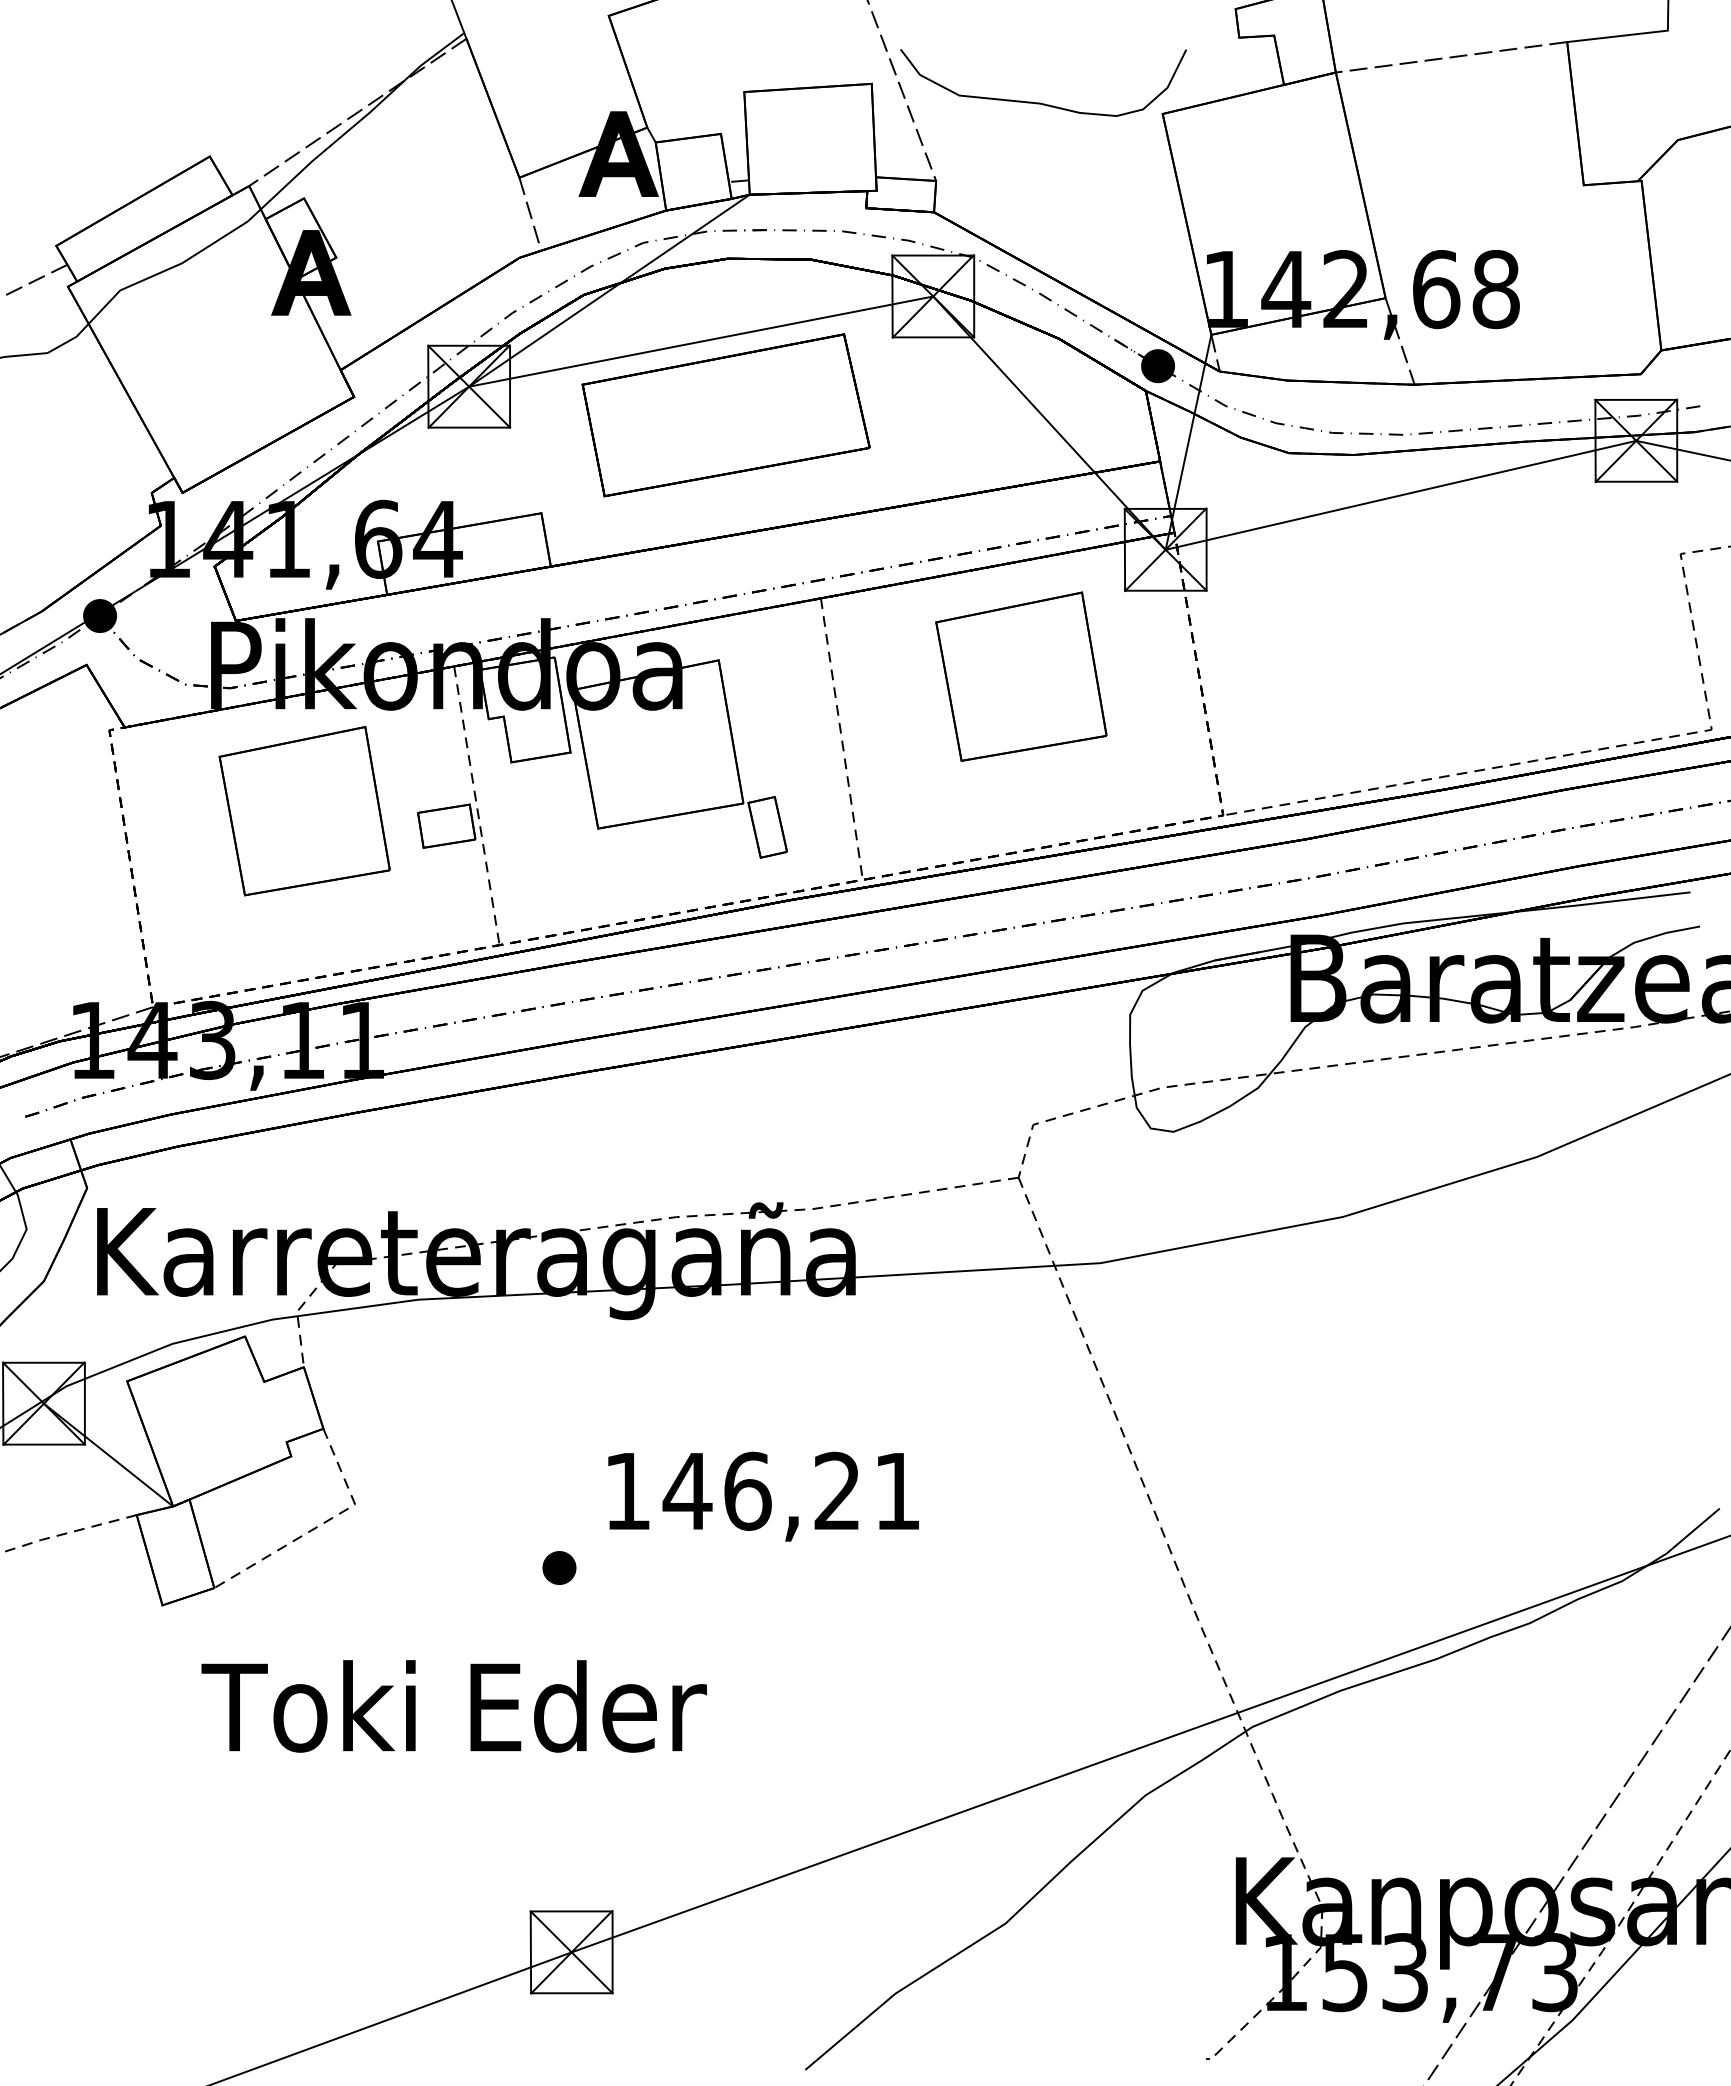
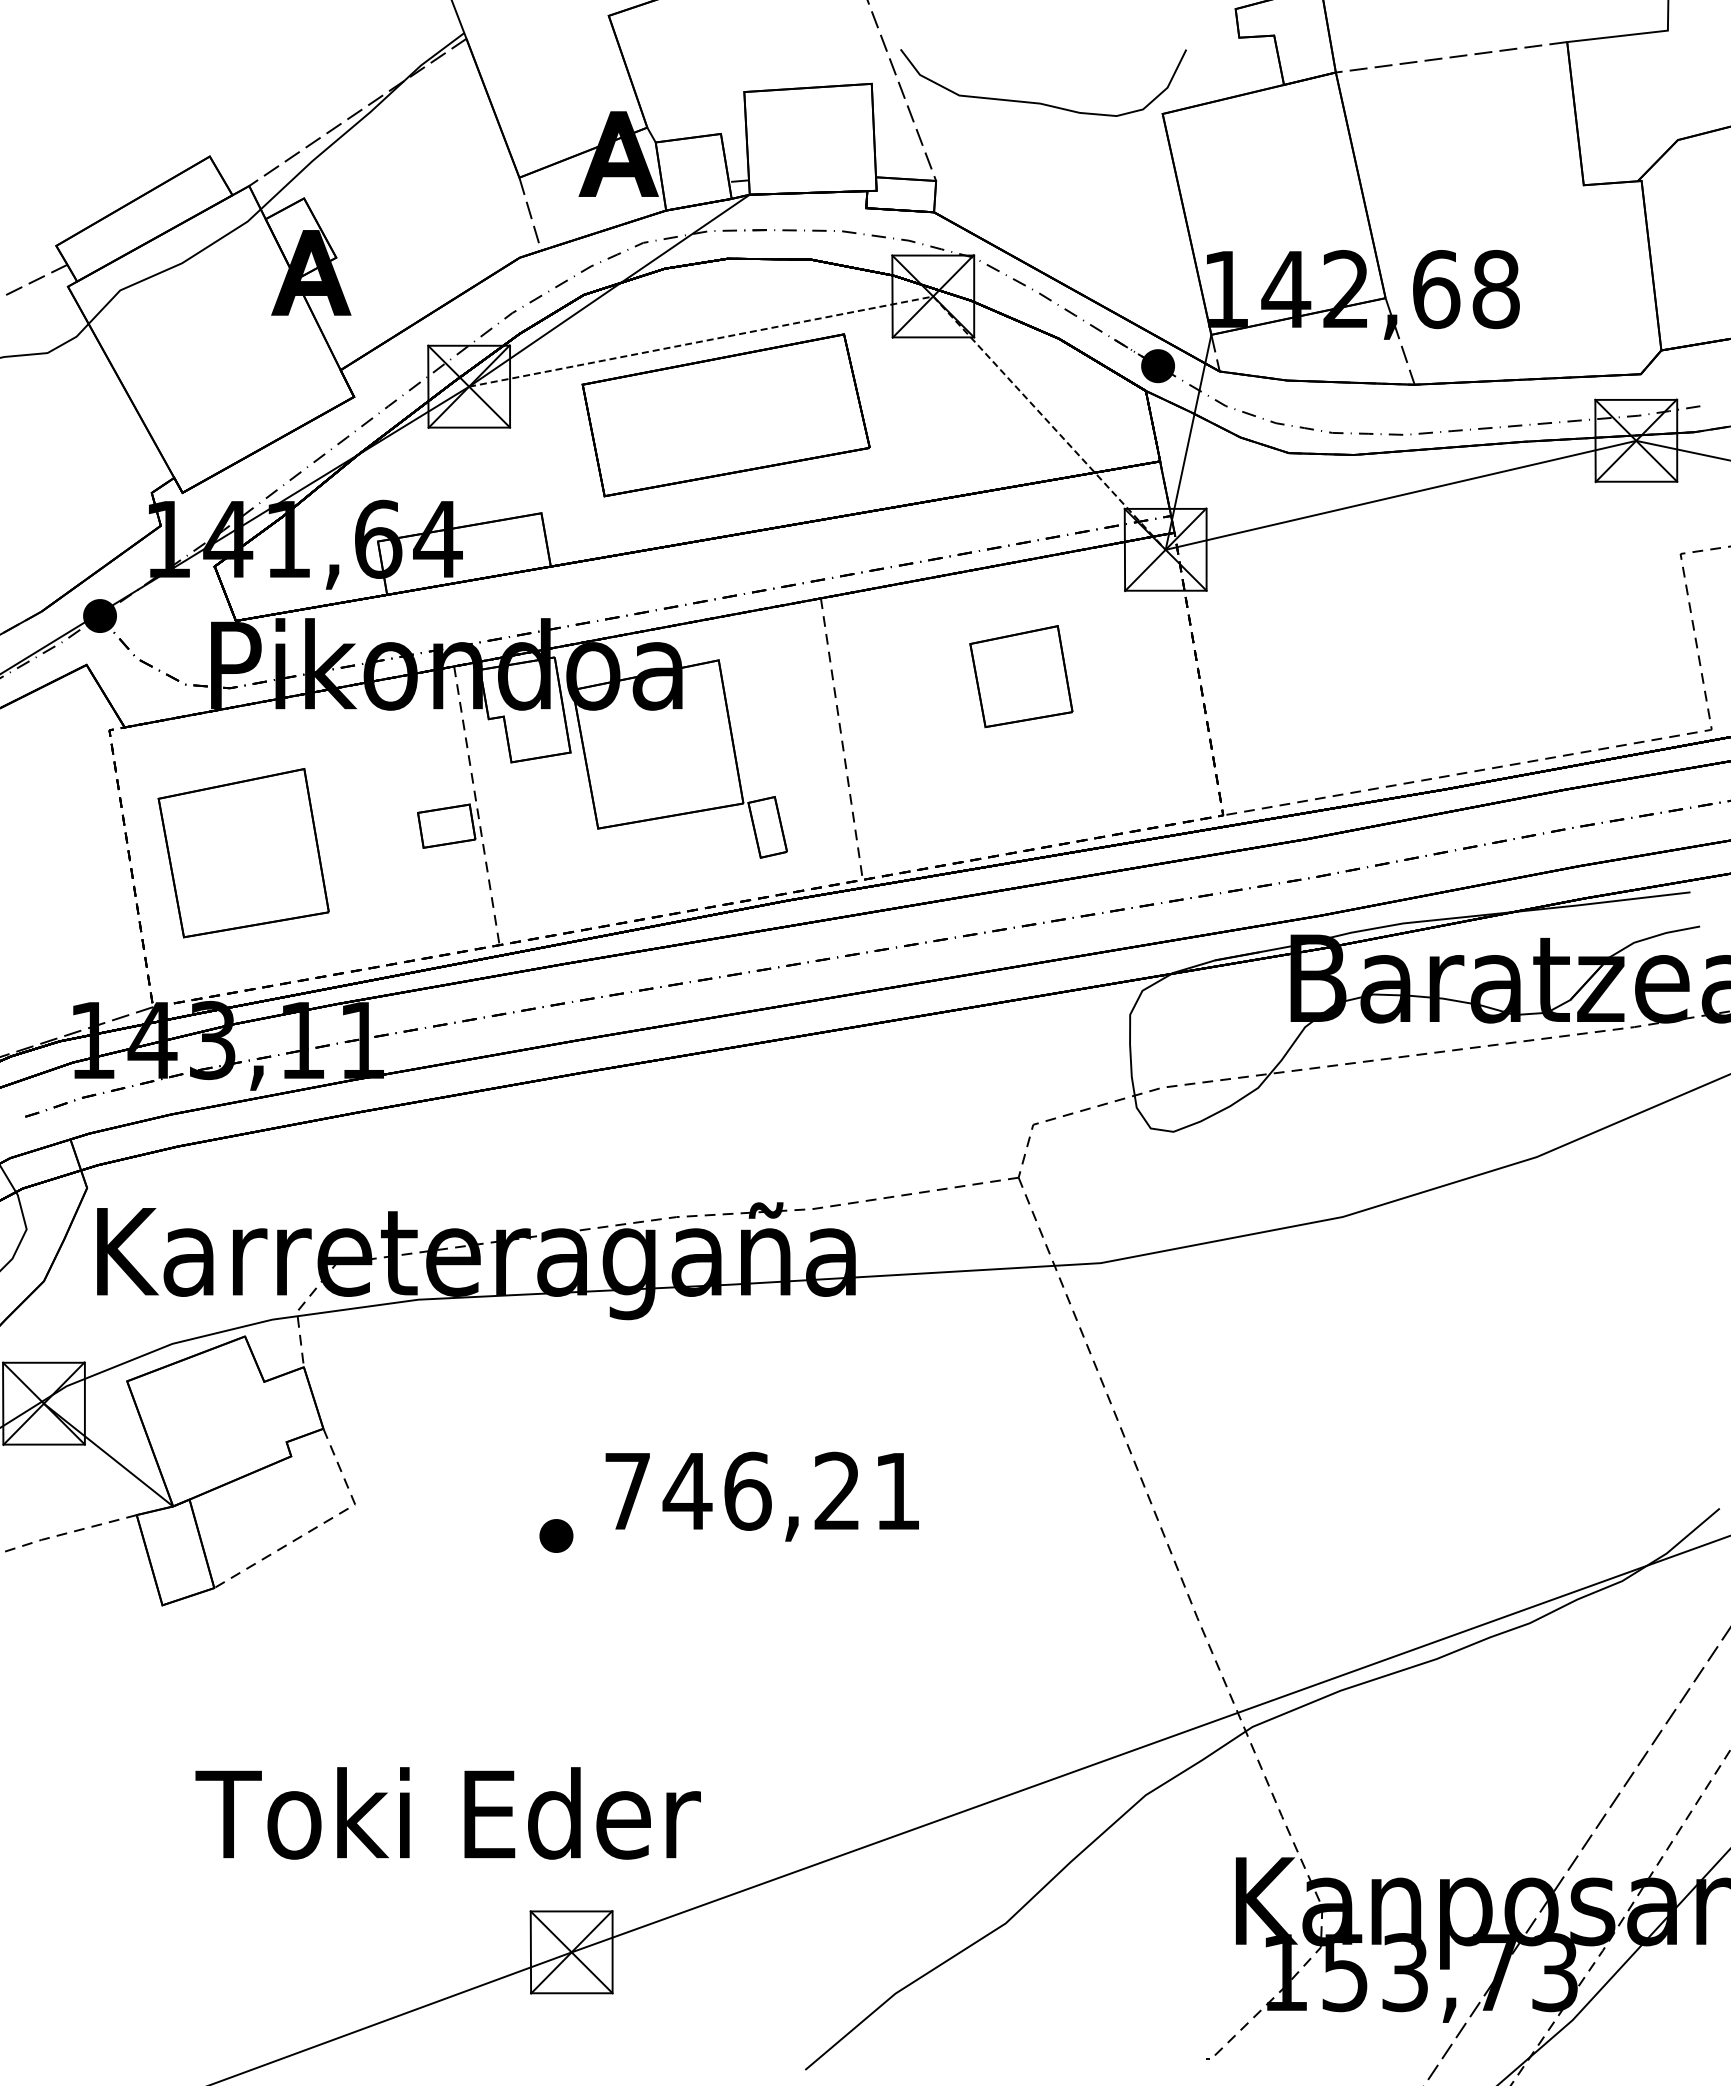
line: solid -> dashed (870, 308)
part size: 173x171 px -> 105x104 px (1021, 676)
part position: (304, 811) -> (243, 853) (243, 853)
text: 146,21 -> 746,21 (627, 1491)
part position: (559, 1567) -> (556, 1535) (556, 1535)
text position: (453, 1706) -> (447, 1813) (447, 1813)
